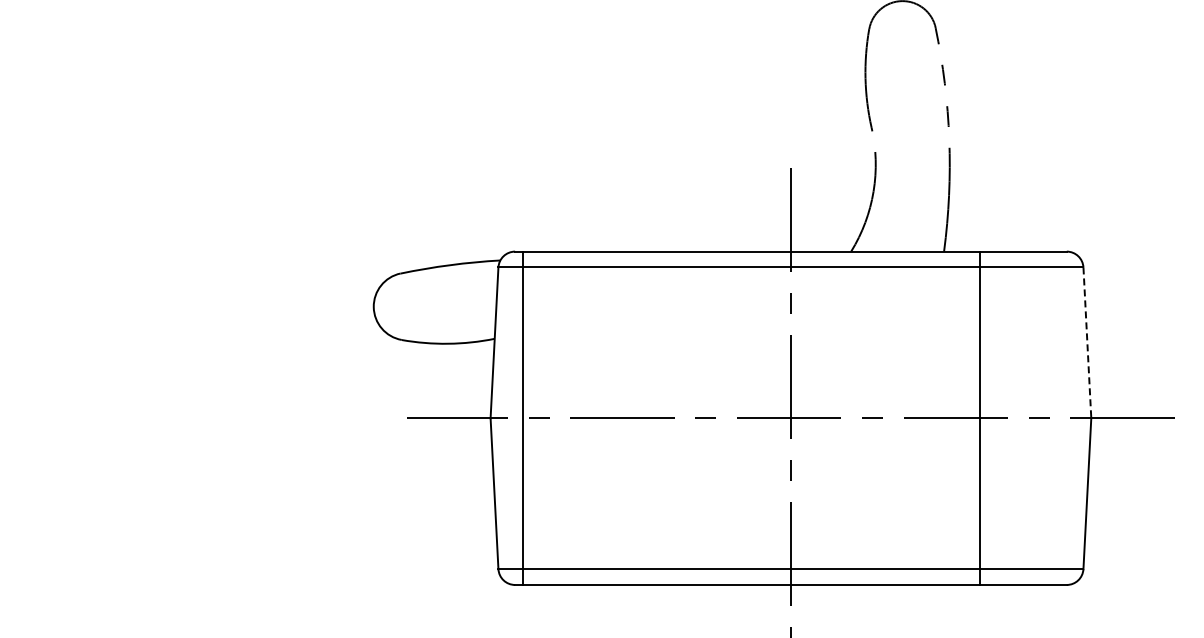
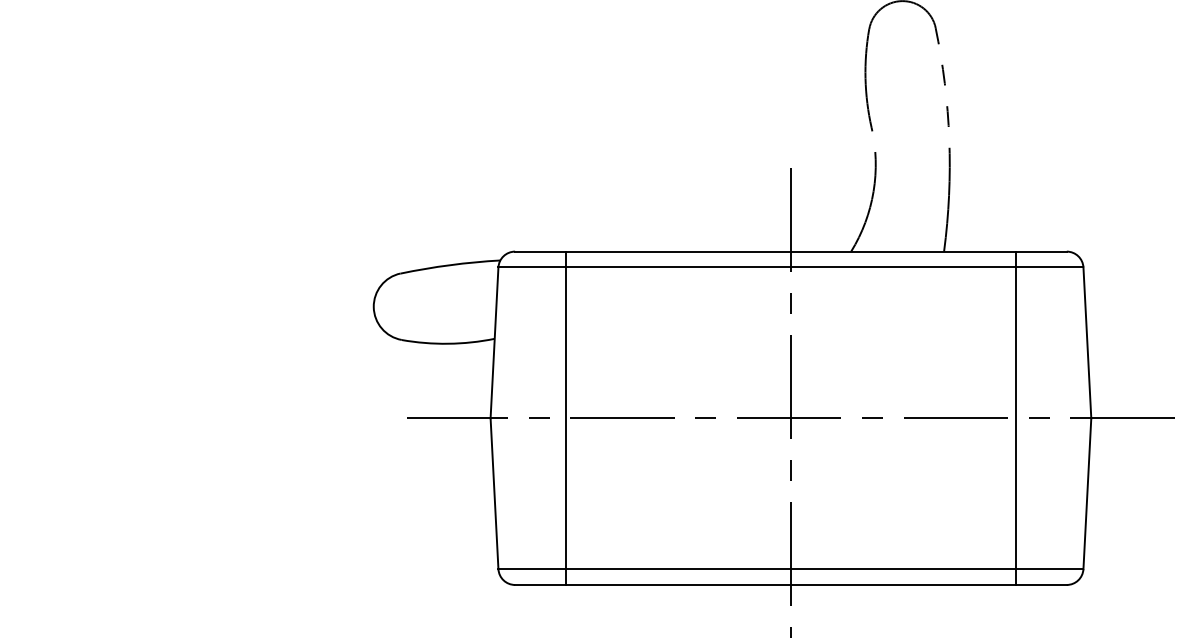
line: dashed -> solid (1087, 342)
line position: (522, 417) -> (565, 417) (565, 417)
line position: (979, 417) -> (1015, 417) (1015, 417)
